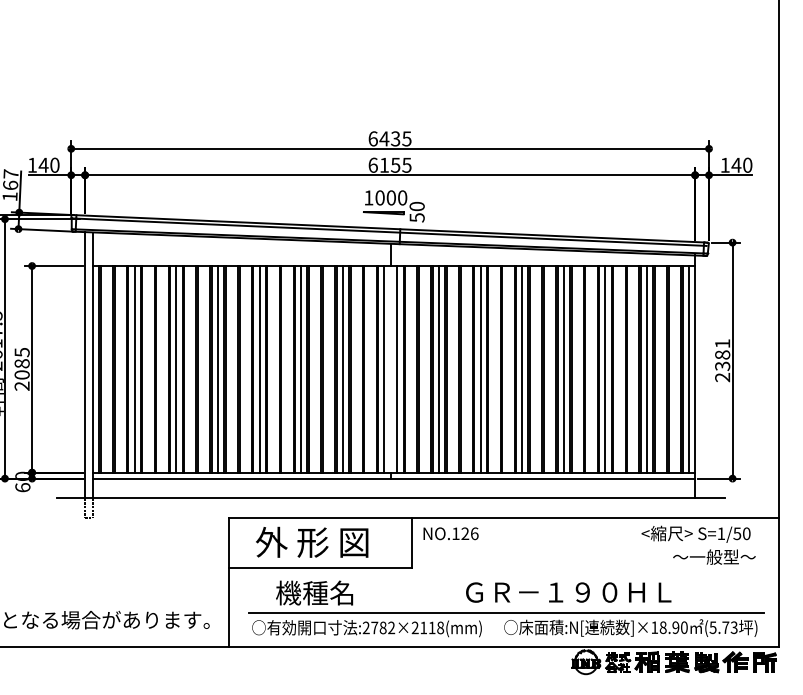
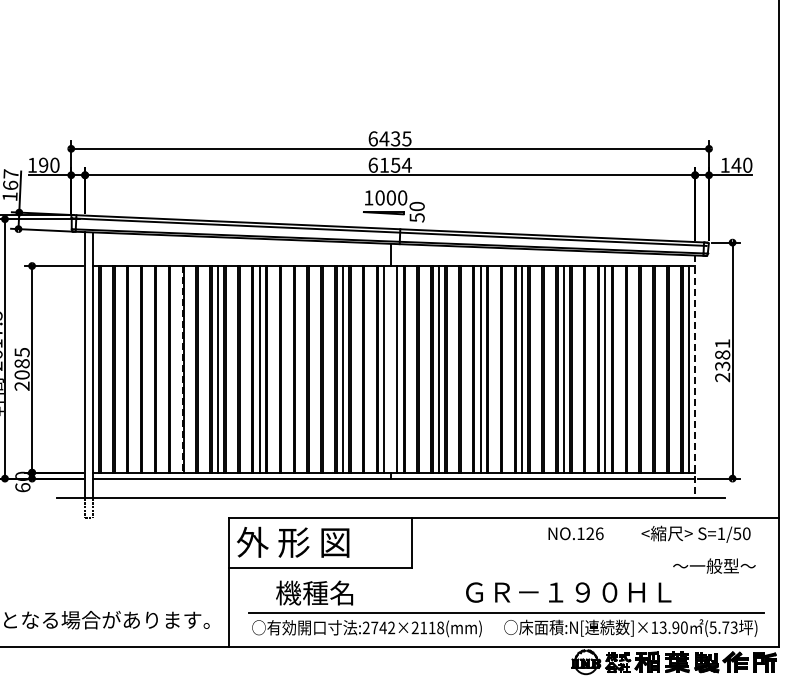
text: 140 -> 190 (43, 164)
text: 6155 -> 6154 (406, 164)
line: present -> none (134, 369)
line: present -> none (176, 369)
line: solid -> dashed (182, 369)
line: present -> none (301, 369)
line: present -> none (647, 369)
line: solid -> dashed (695, 377)
text position: (450, 533) -> (575, 533) (575, 533)
text position: (312, 541) -> (293, 541) (293, 541)
text position: (714, 556) -> (714, 565) (714, 565)
text: :2782×2118(mm) -> :2742×2118(mm) (382, 627)
text: ]×18.90 -> ]×13.90 (662, 627)
